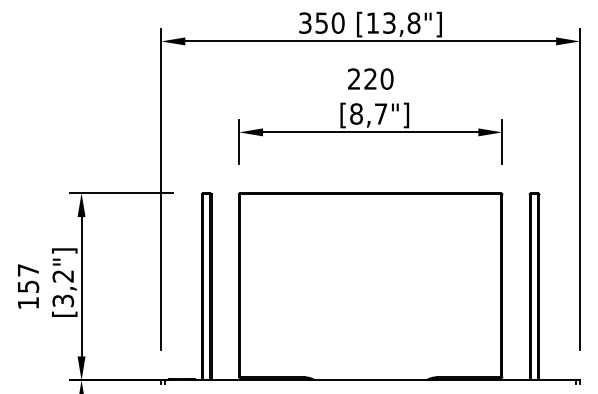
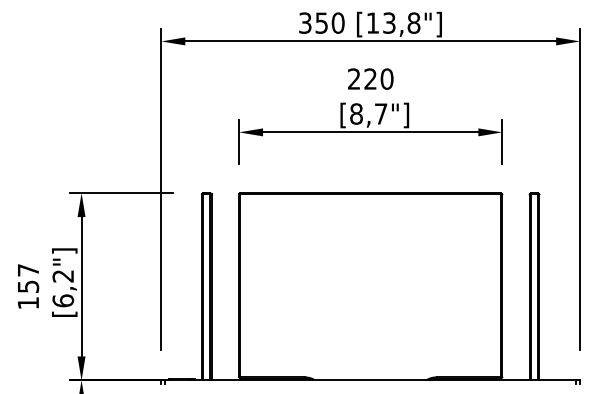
text: [3,2"] -> [6,2"] (63, 300)
